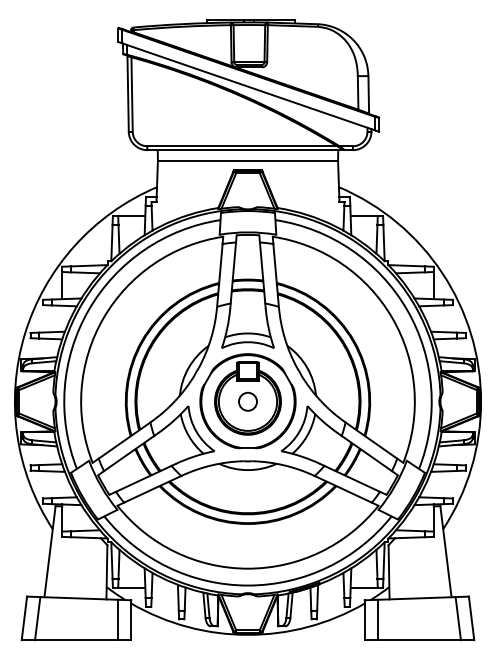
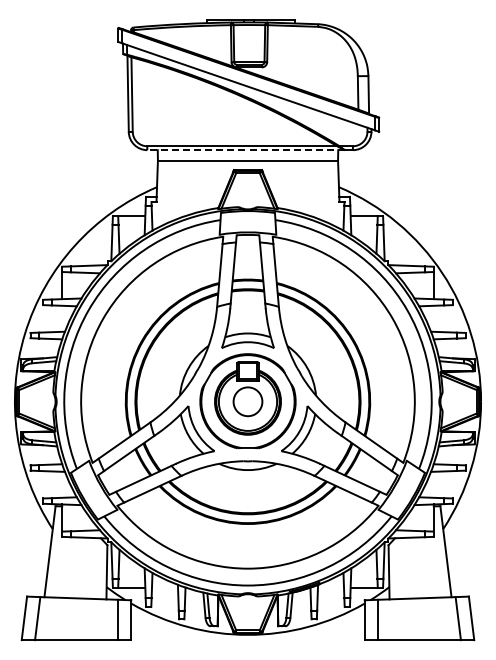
line: solid -> dashed (245, 150)
circle diameter: 18 px -> 29 px (247, 401)
